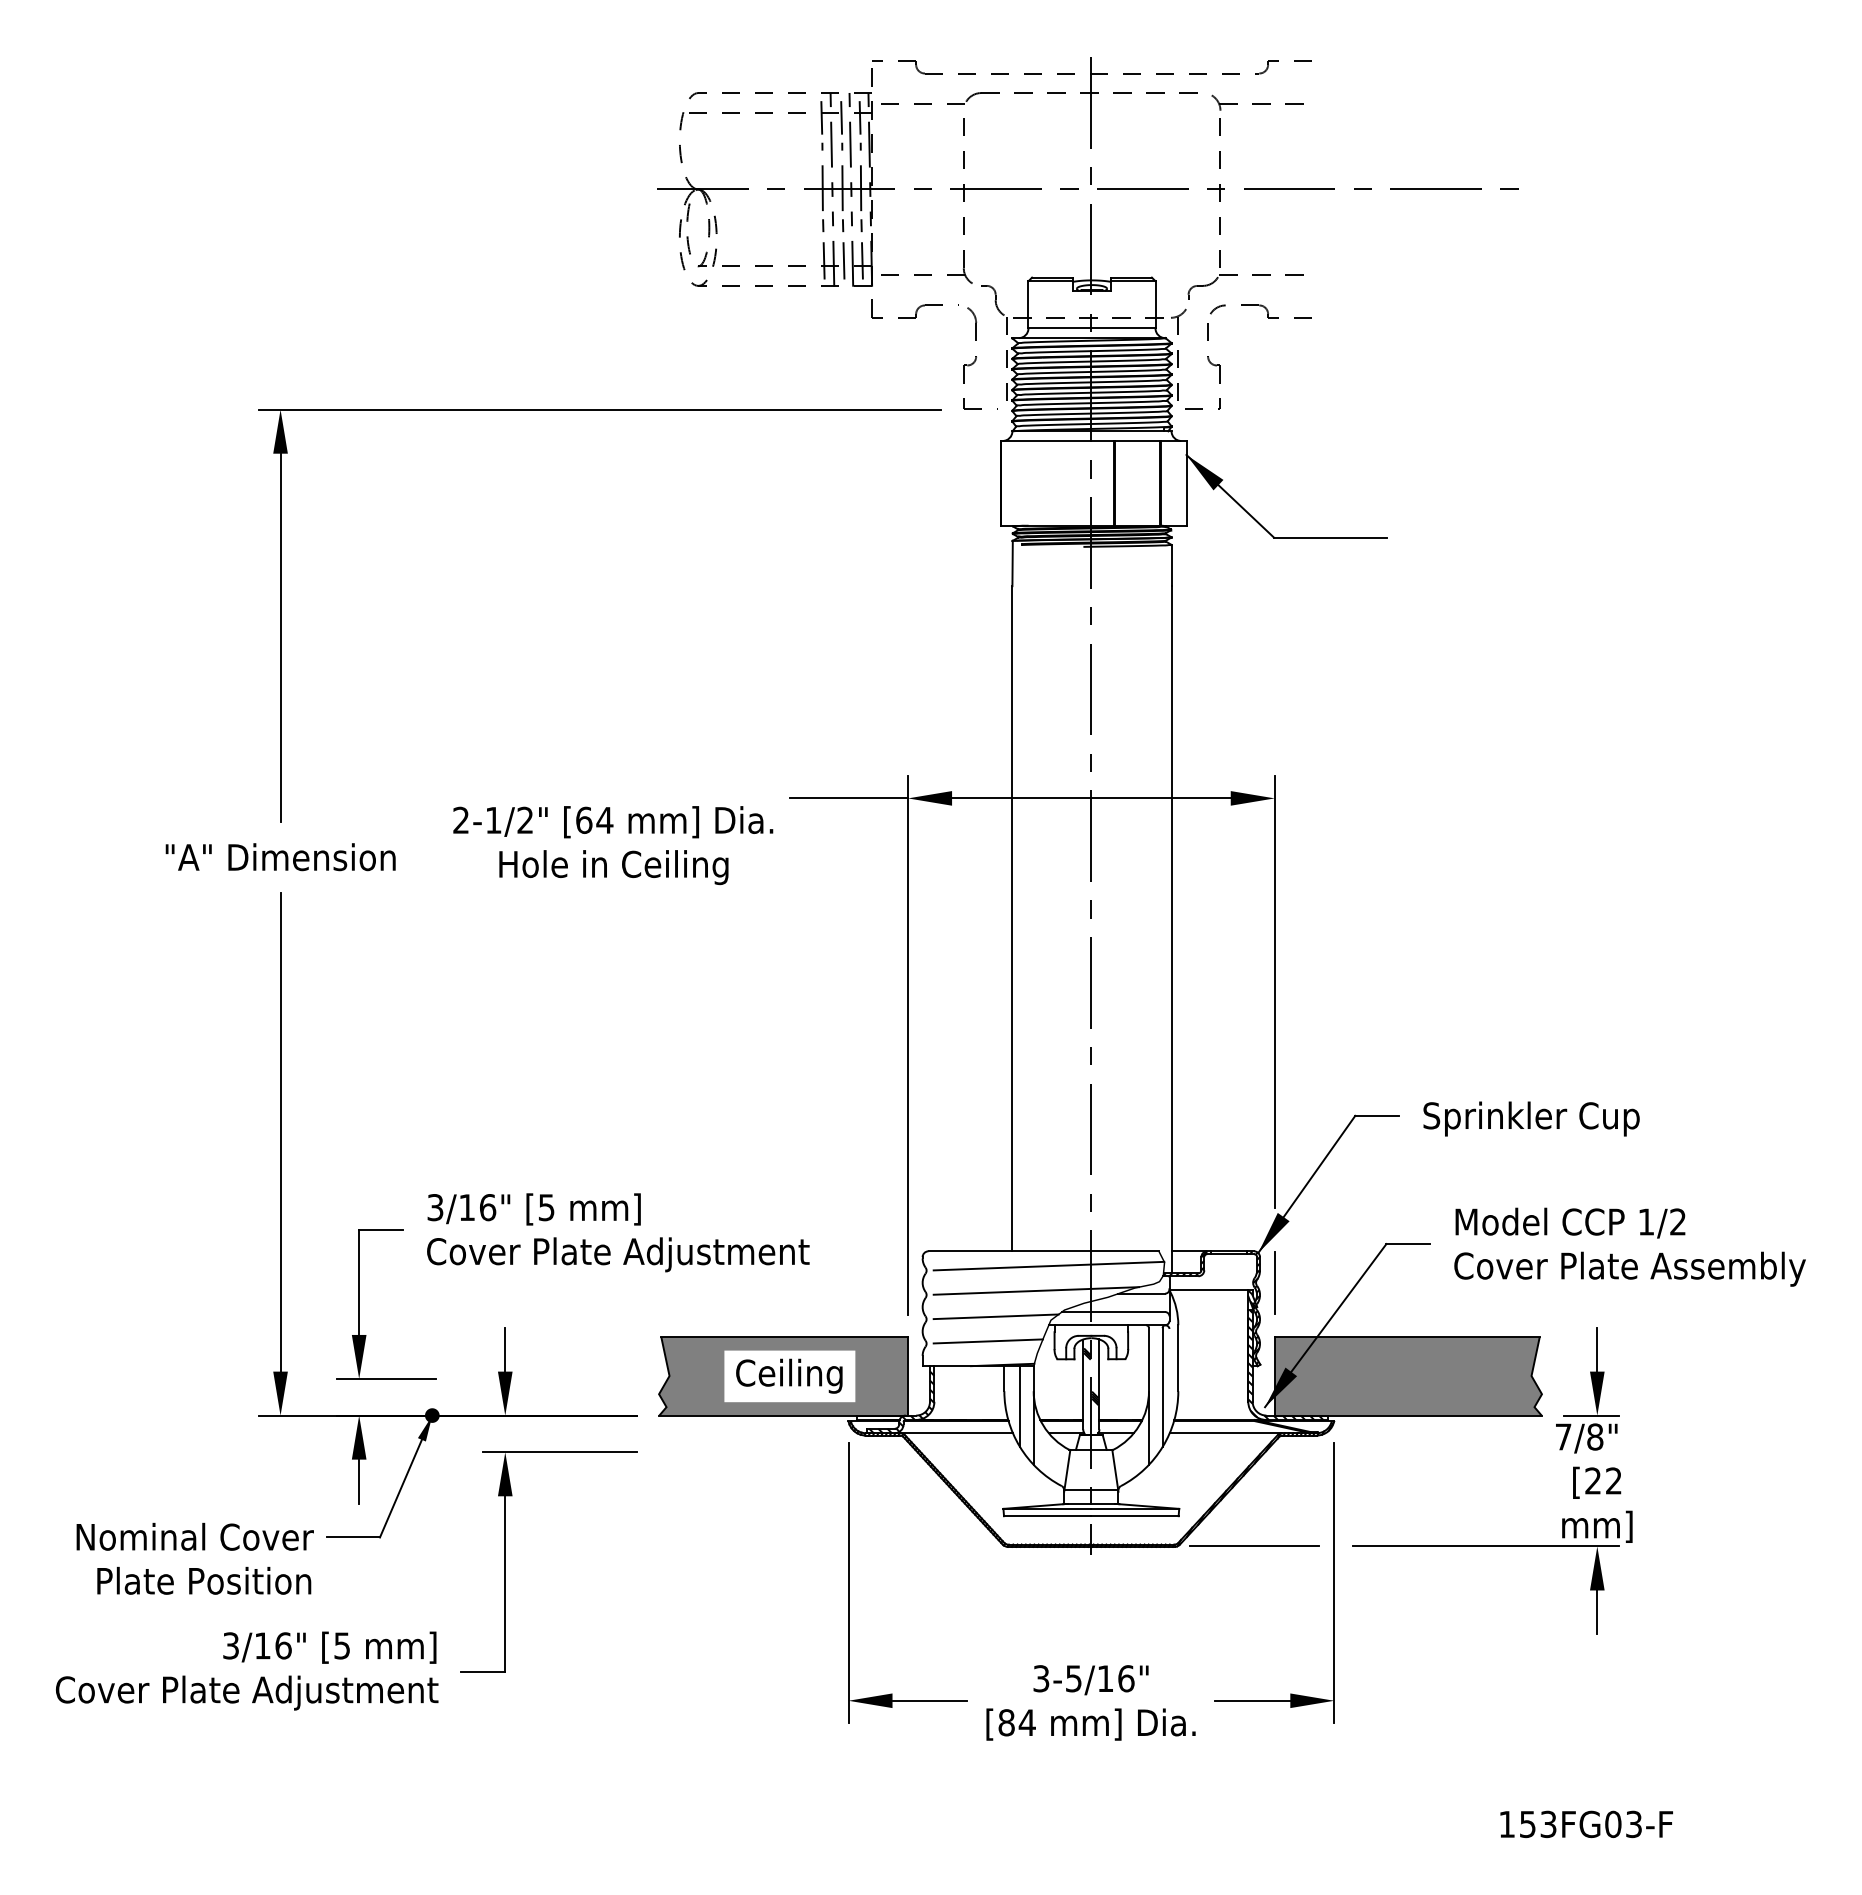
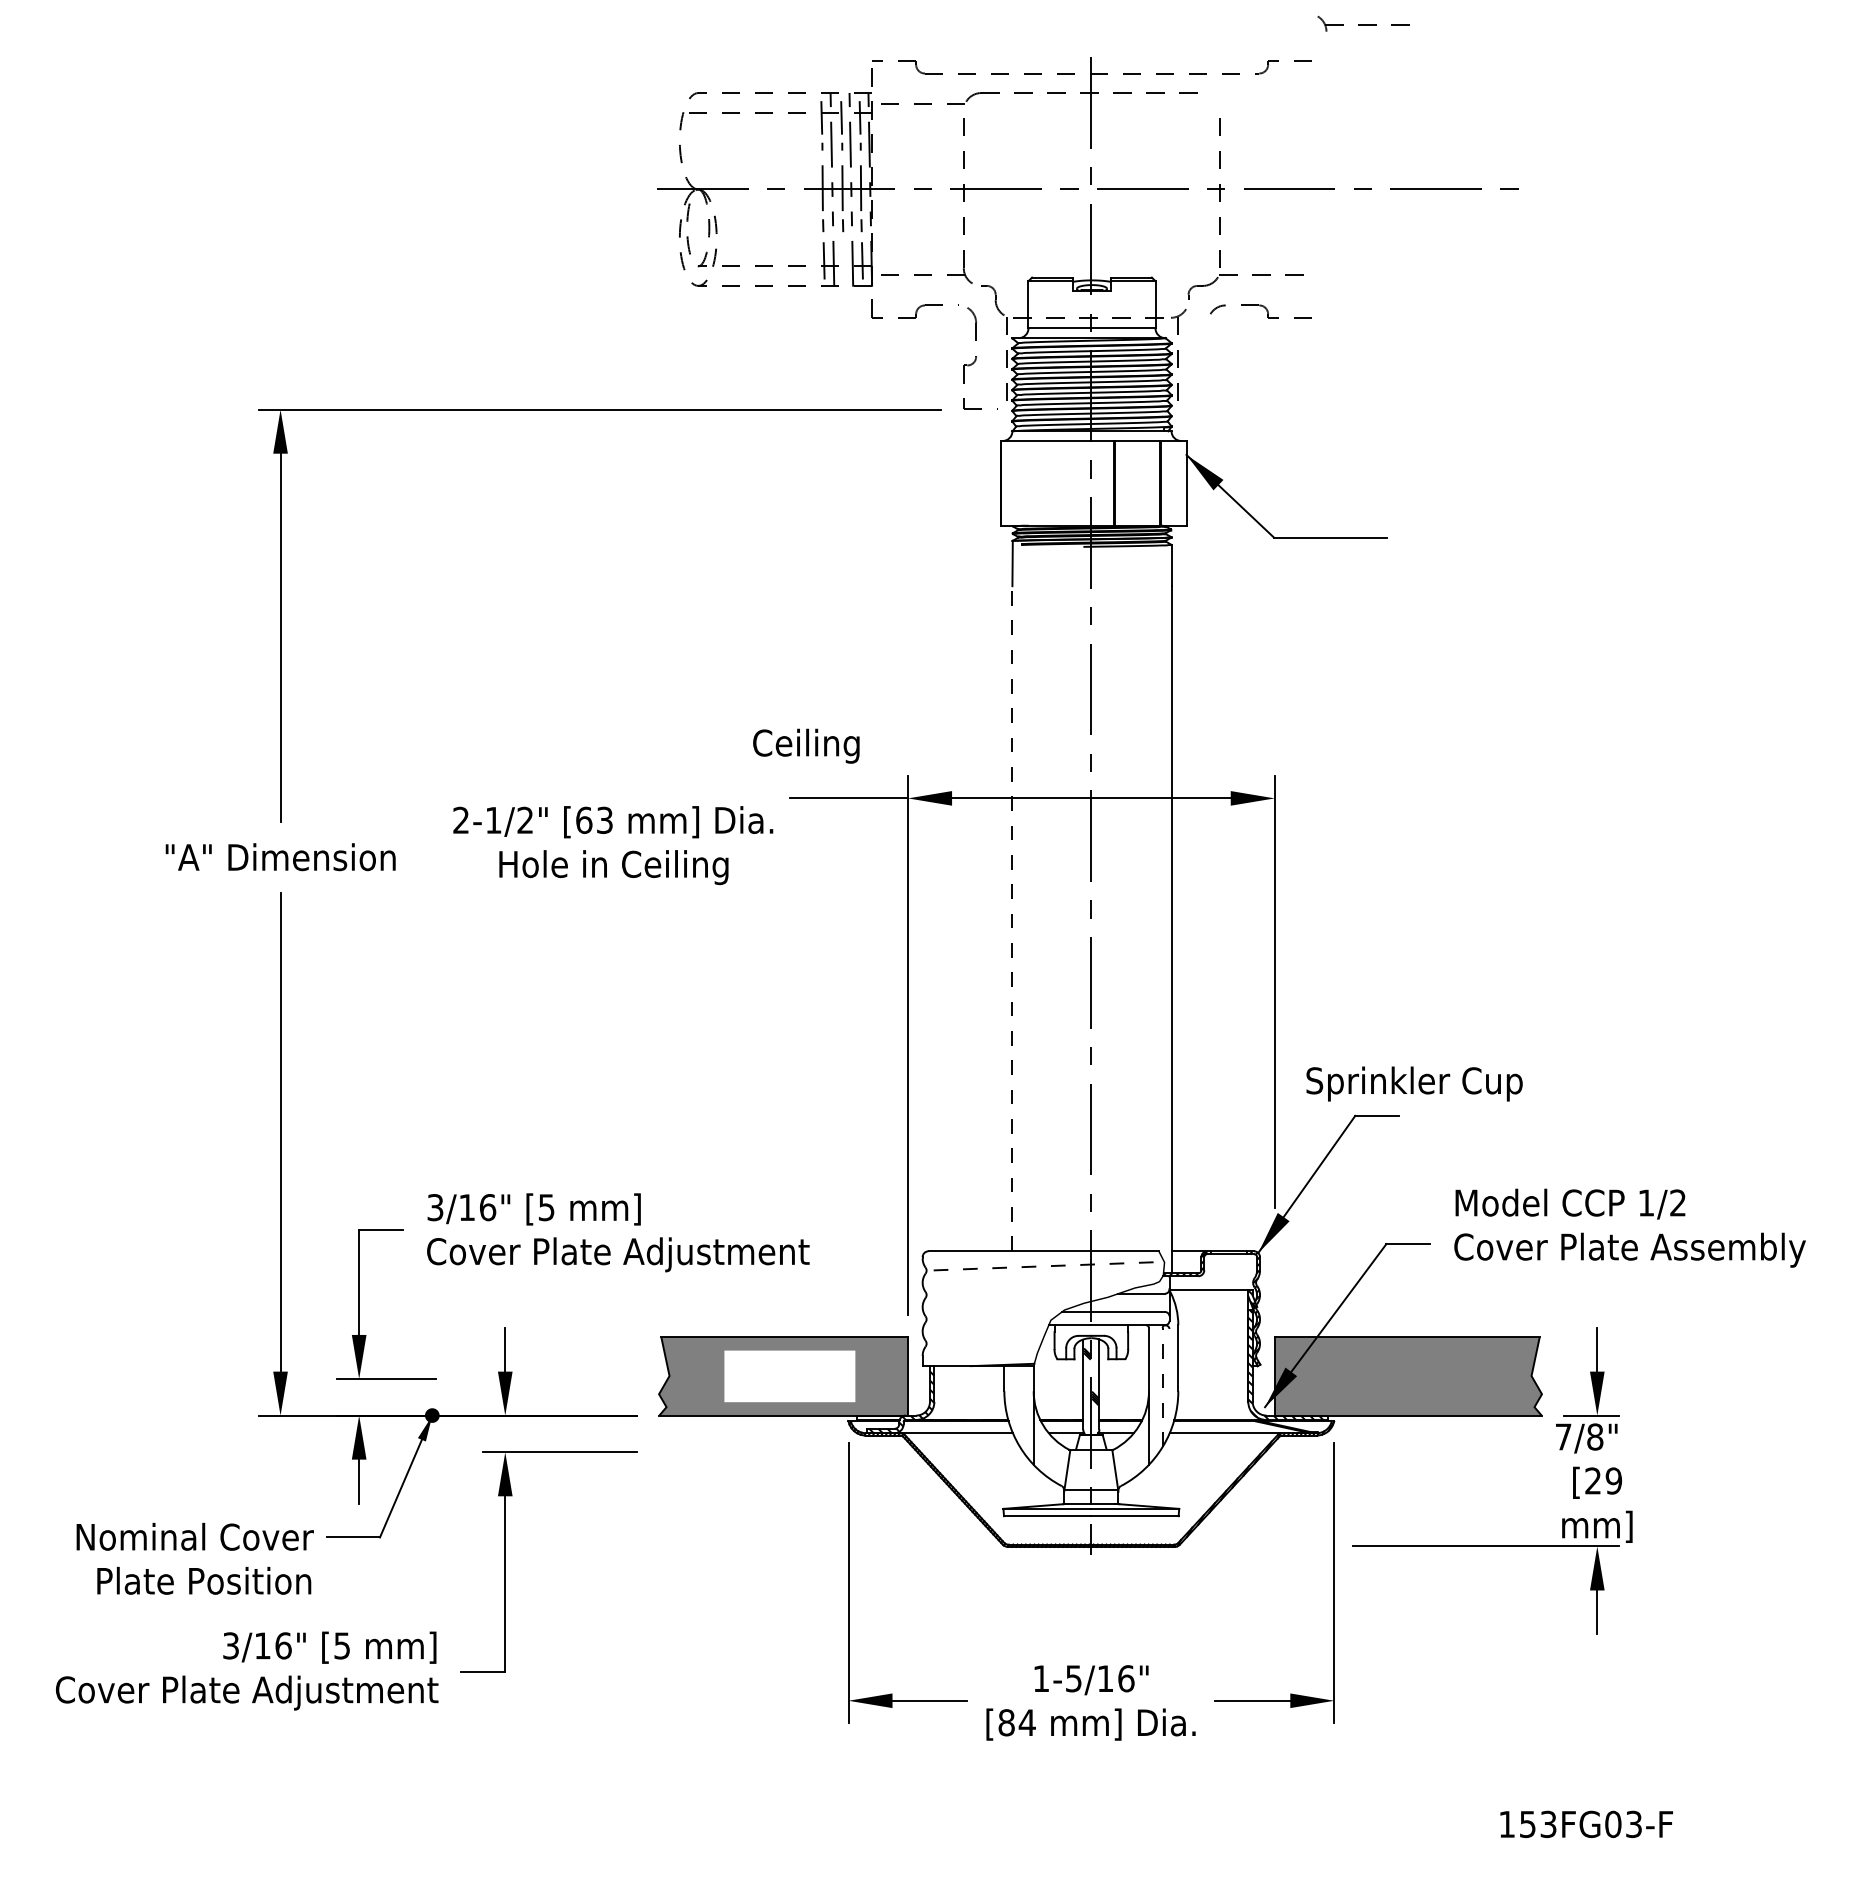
part position: (1257, 102) -> (1363, 23) (1363, 23)
line: present -> none (843, 260)
part: present -> none (1209, 363)
text: [64 -> [63 (604, 819)
line: solid -> dashed (1012, 918)
text position: (1531, 1118) -> (1414, 1083) (1414, 1083)
text position: (1629, 1246) -> (1629, 1227) (1629, 1227)
line: solid -> dashed (1049, 1266)
line: present -> none (1274, 1283)
line: present -> none (1036, 1290)
line: present -> none (995, 1316)
line: present -> none (987, 1341)
text position: (789, 1375) -> (806, 745) (806, 745)
line: solid -> dashed (1162, 1387)
line: present -> none (1020, 1406)
text: [22 -> [29 (1613, 1480)
line: present -> none (1253, 1546)
text: 3-5/16" -> 1-5/16" (1041, 1678)
